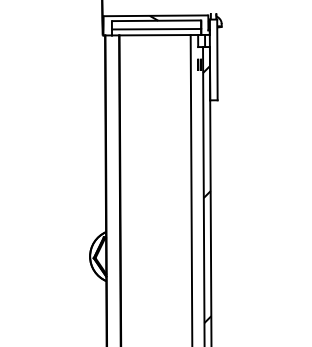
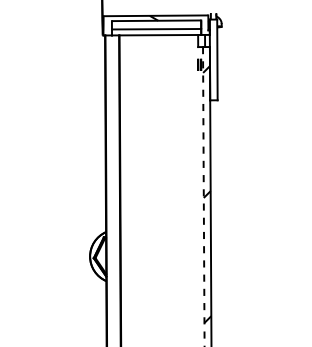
line: present -> none (191, 189)
line: solid -> dashed (203, 196)
